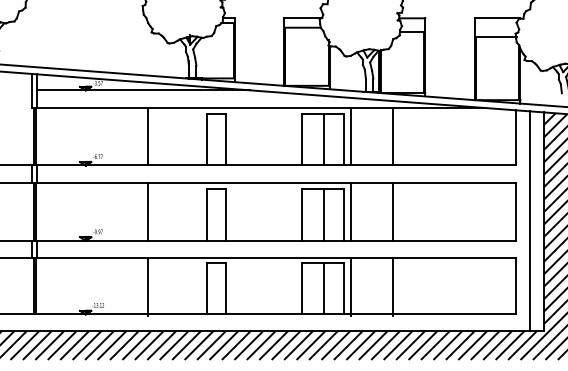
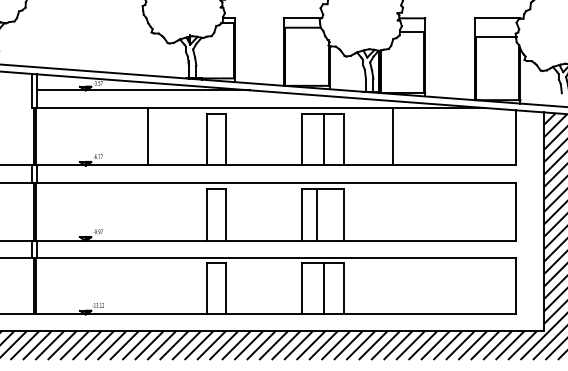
line: present -> none (350, 136)
line: present -> none (148, 211)
line: present -> none (350, 211)
line: present -> none (393, 211)
line position: (324, 214) -> (317, 214) (317, 214)
line: present -> none (529, 220)
line: present -> none (148, 286)
line: present -> none (350, 286)
line: present -> none (393, 286)
